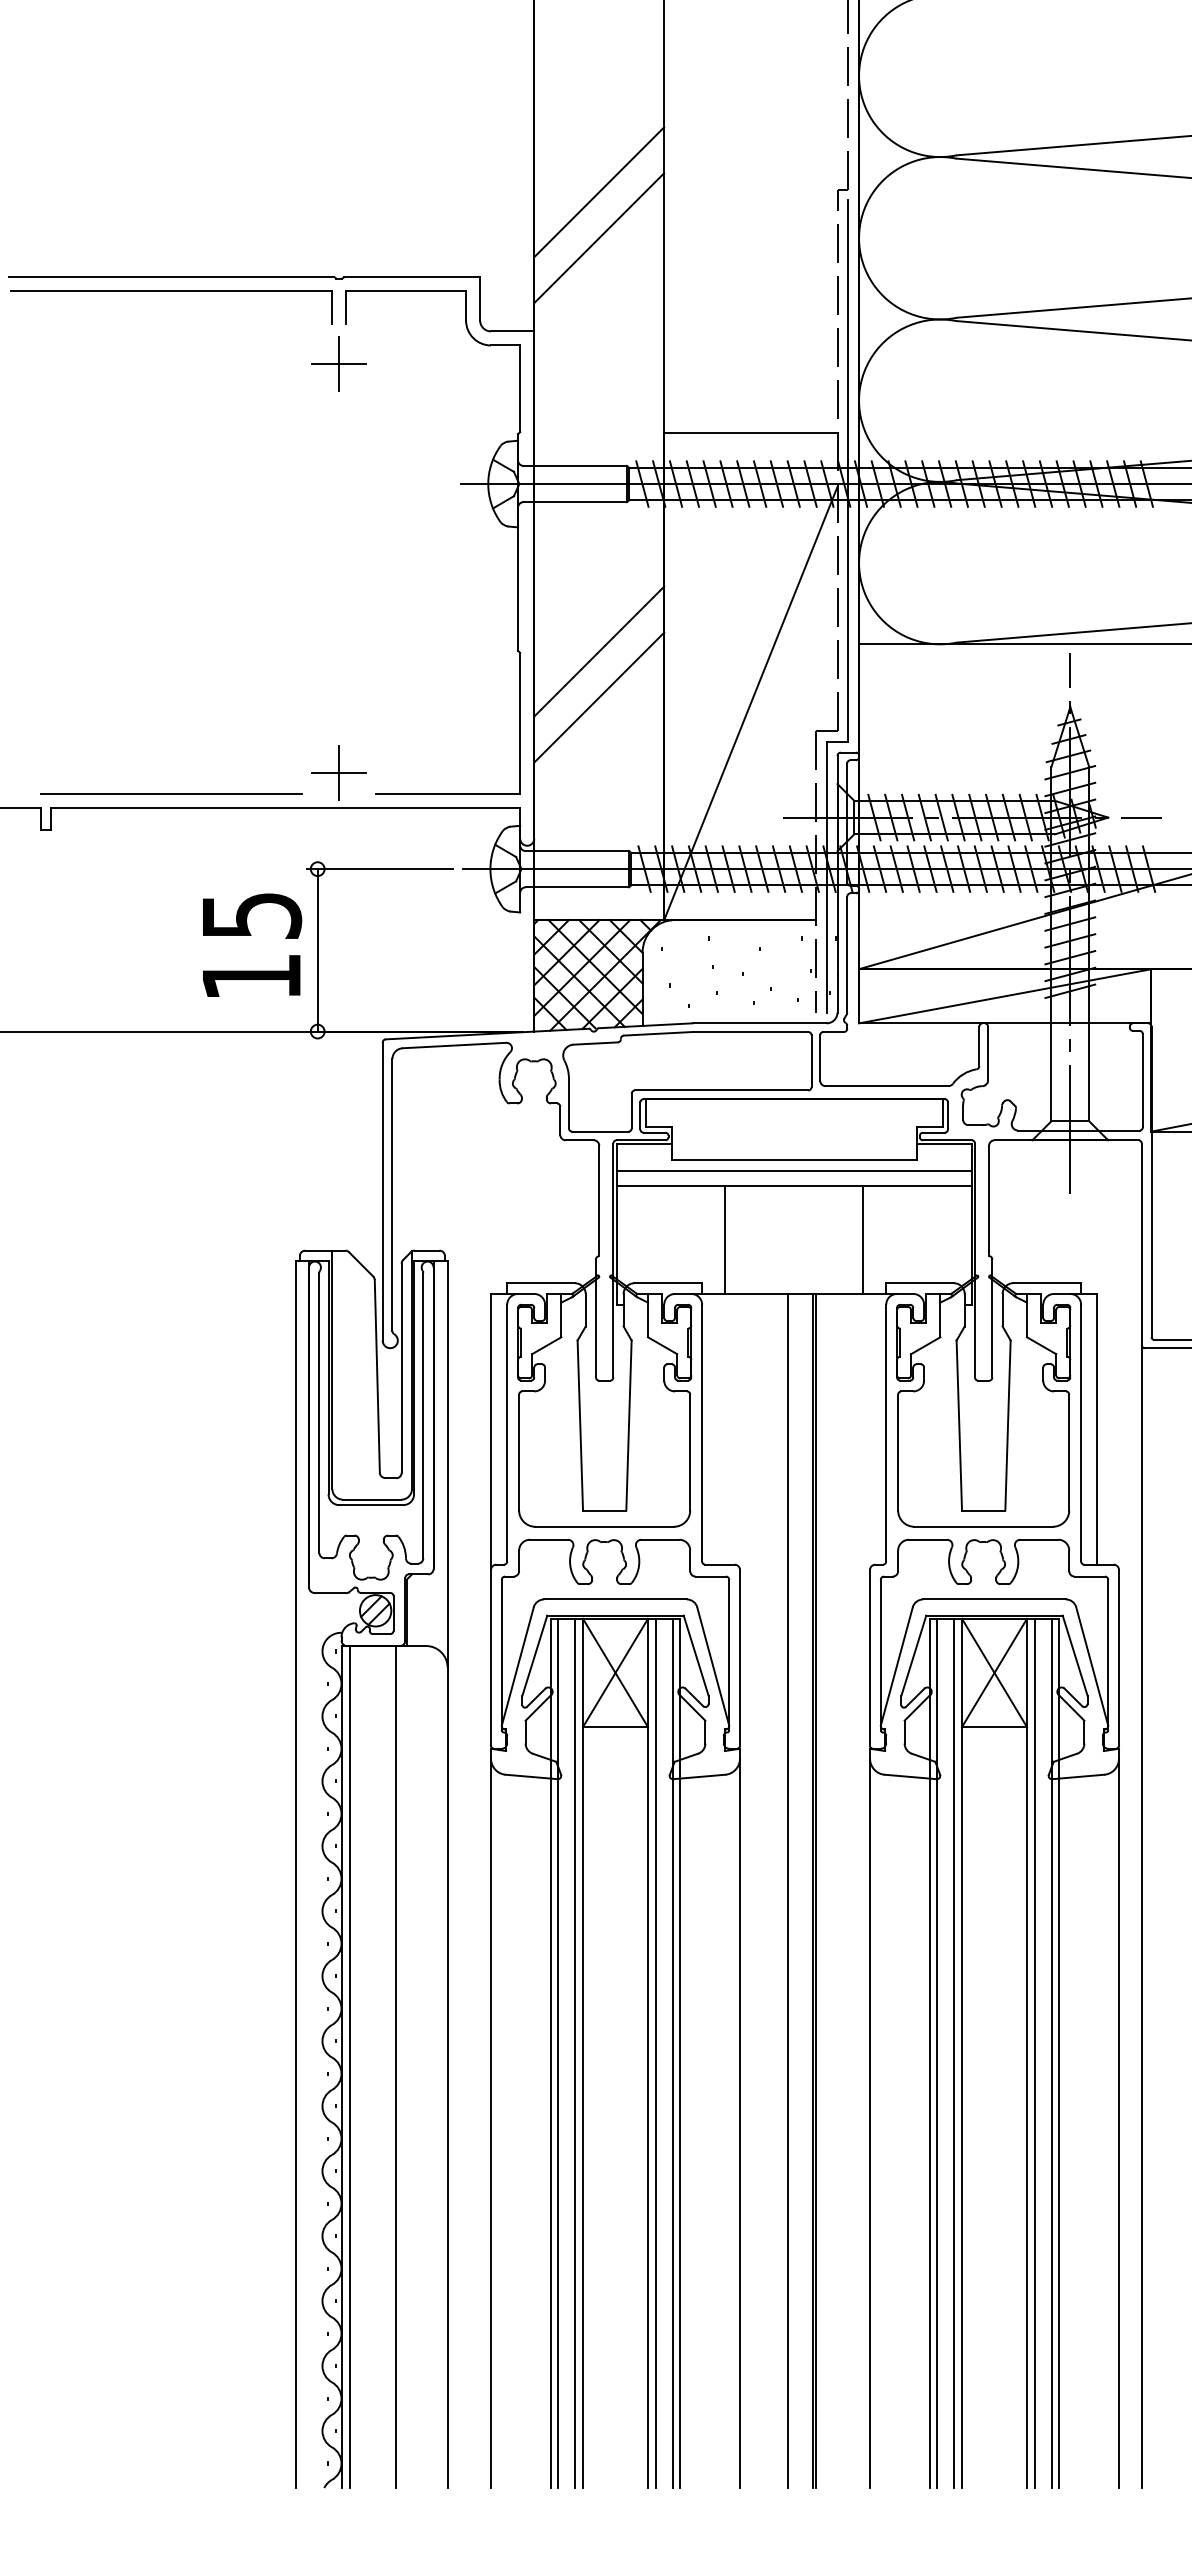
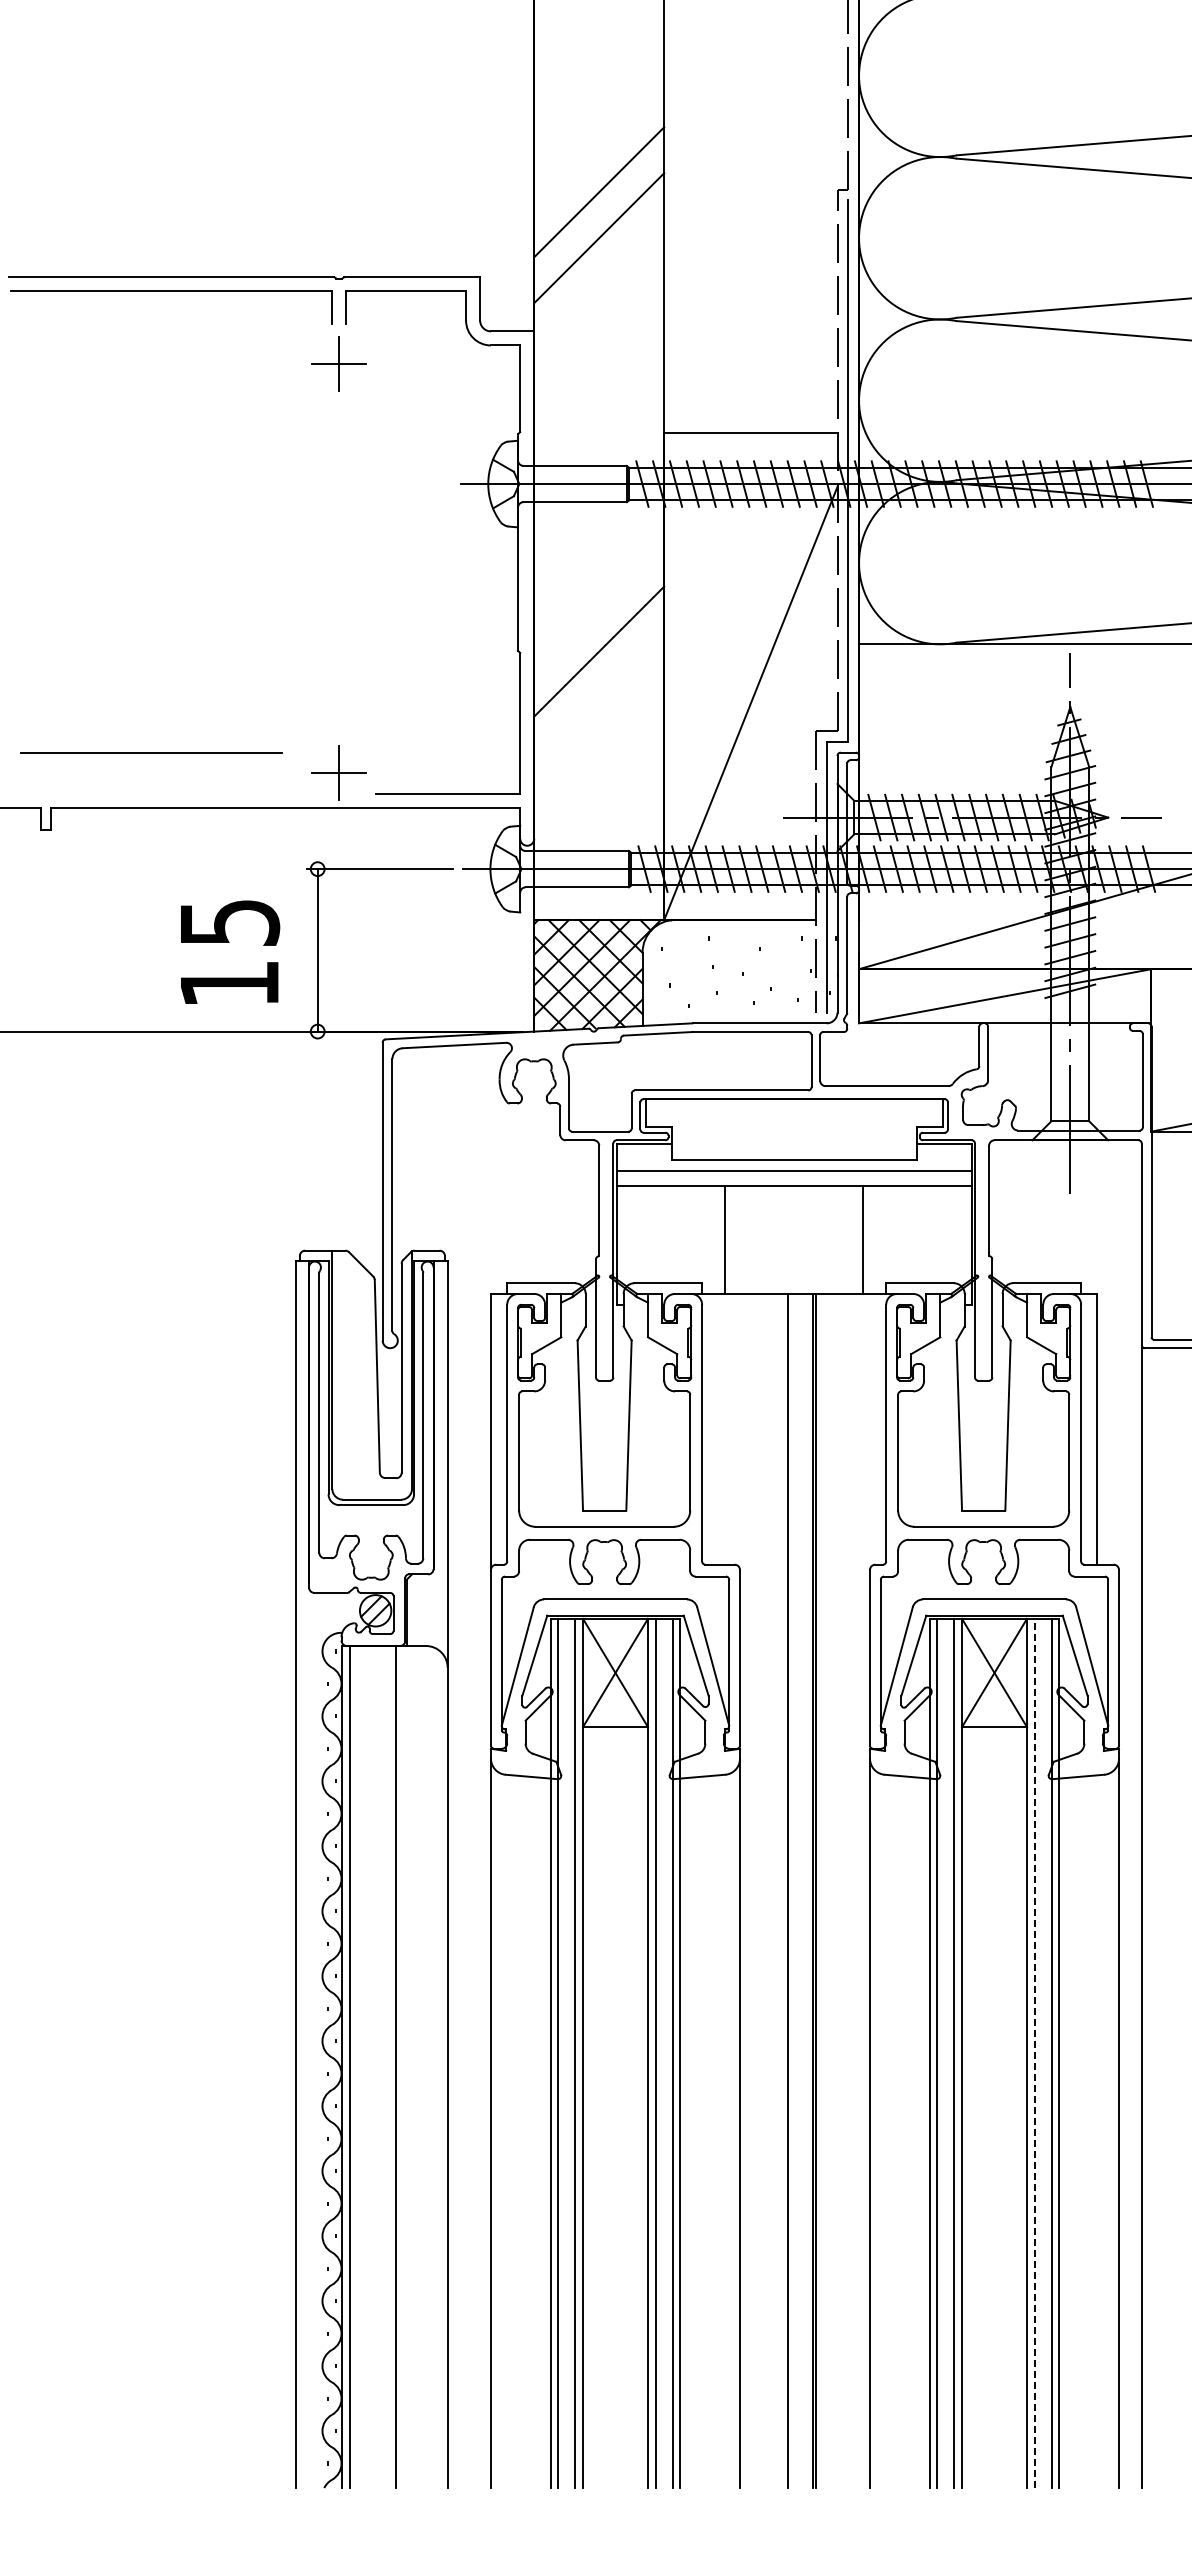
line: present -> none (599, 697)
line position: (171, 793) -> (151, 752) (151, 752)
text position: (252, 944) -> (230, 951) (230, 951)
line: solid -> dashed (1034, 2053)
